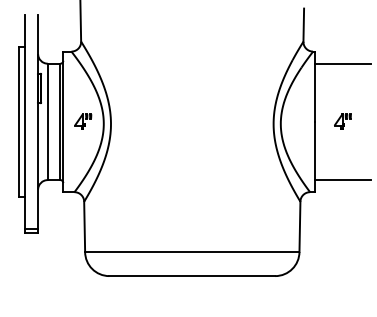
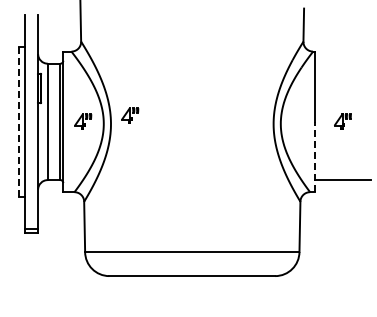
line: present -> none (342, 63)
part: none -> present (130, 115)
line: solid -> dashed (19, 122)
line: solid -> dashed (314, 156)
